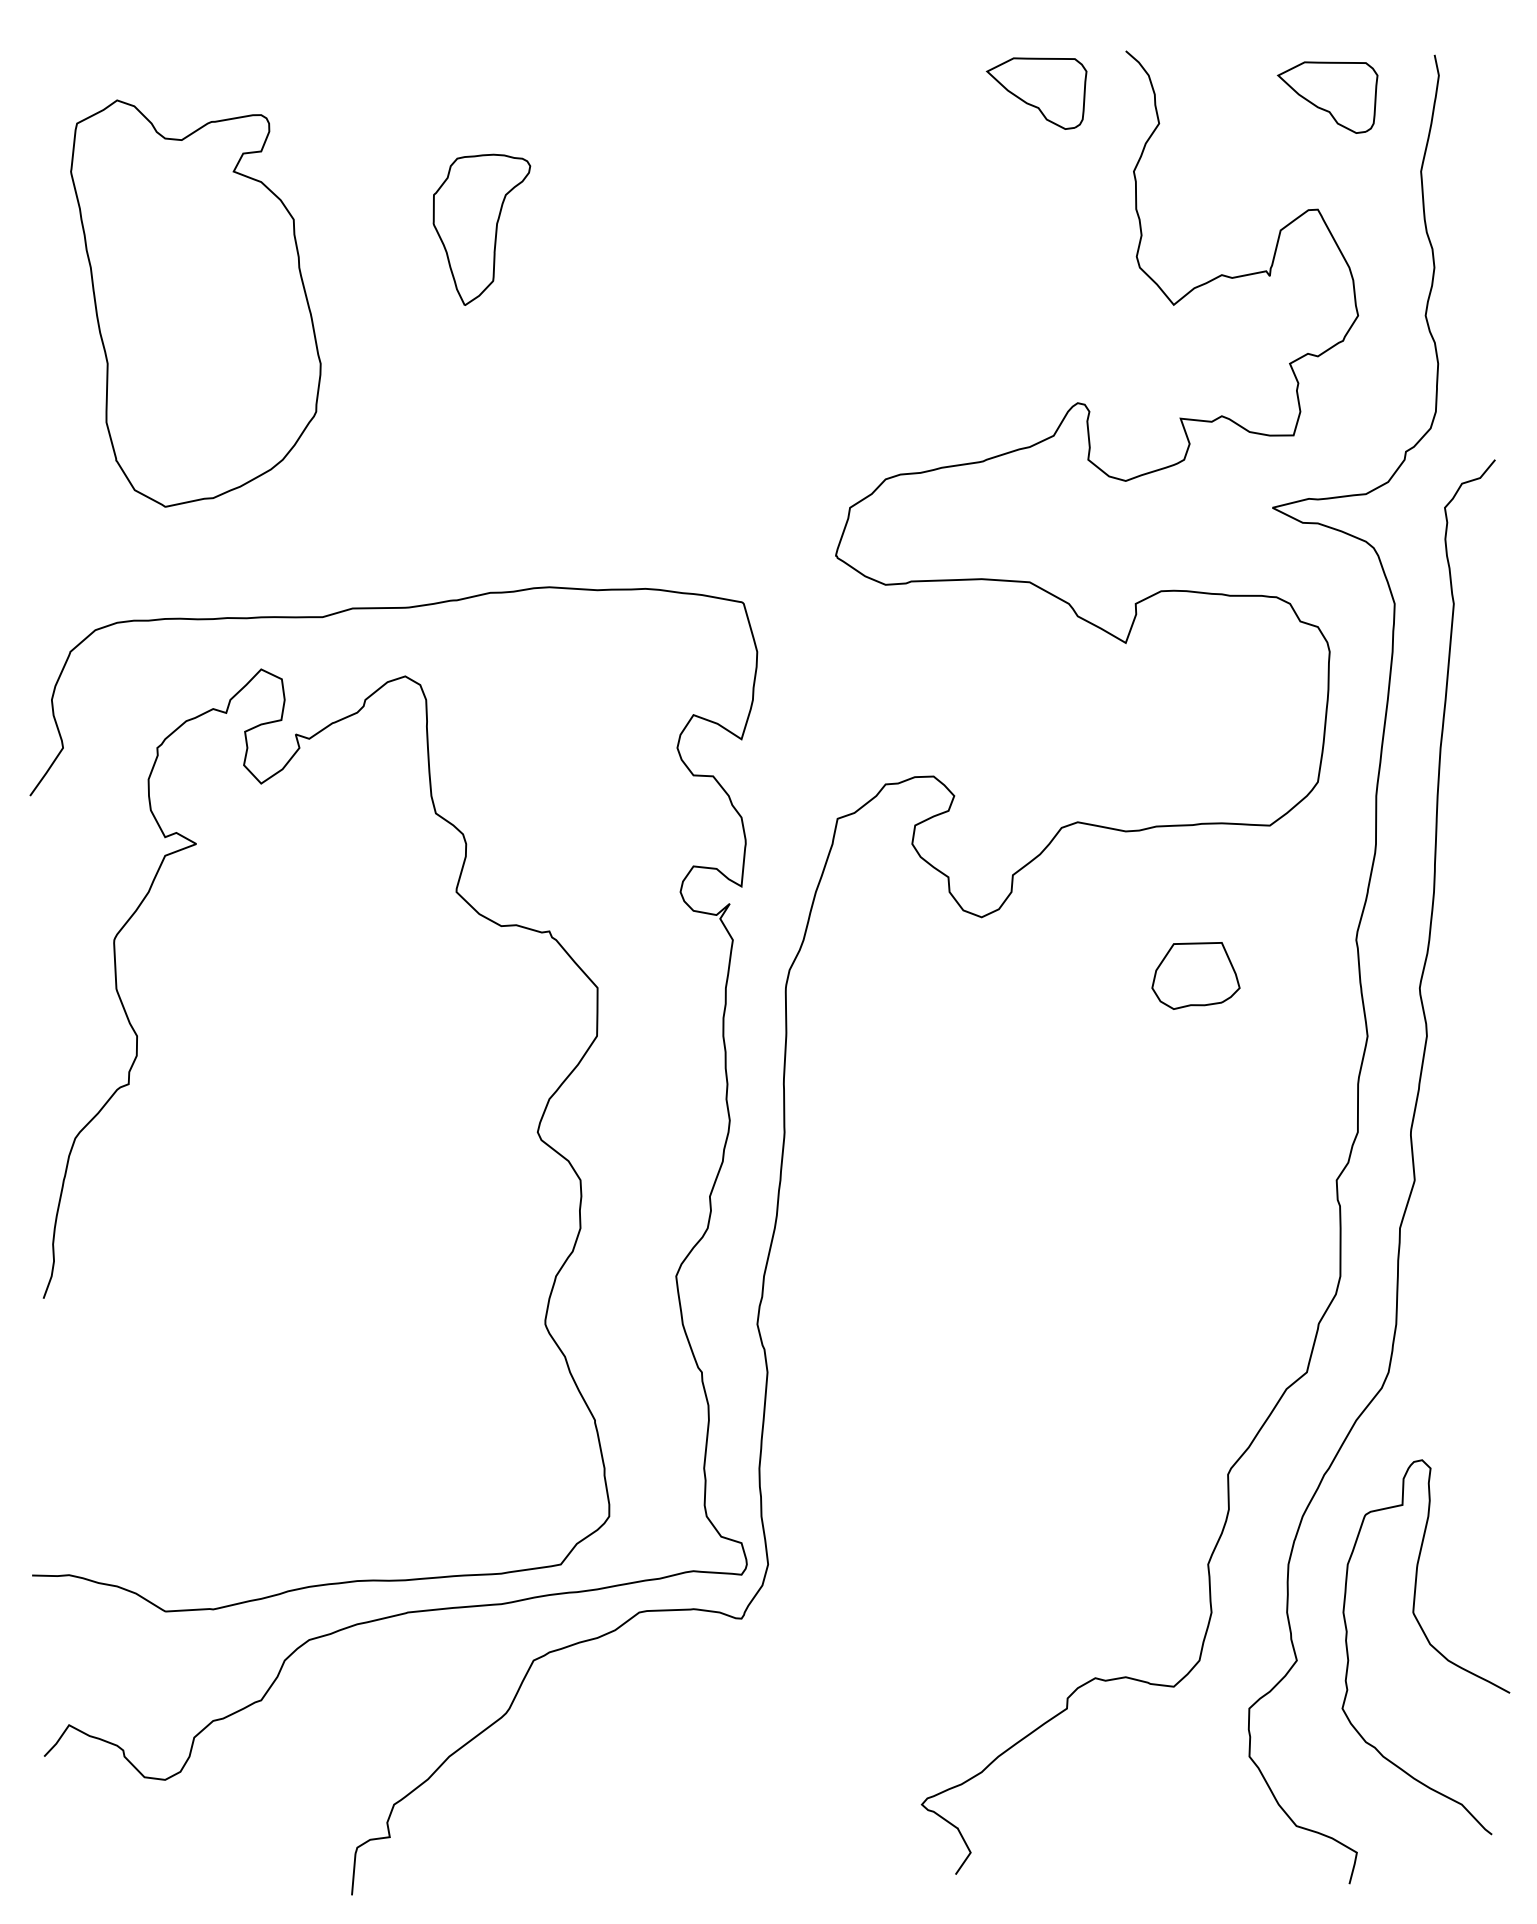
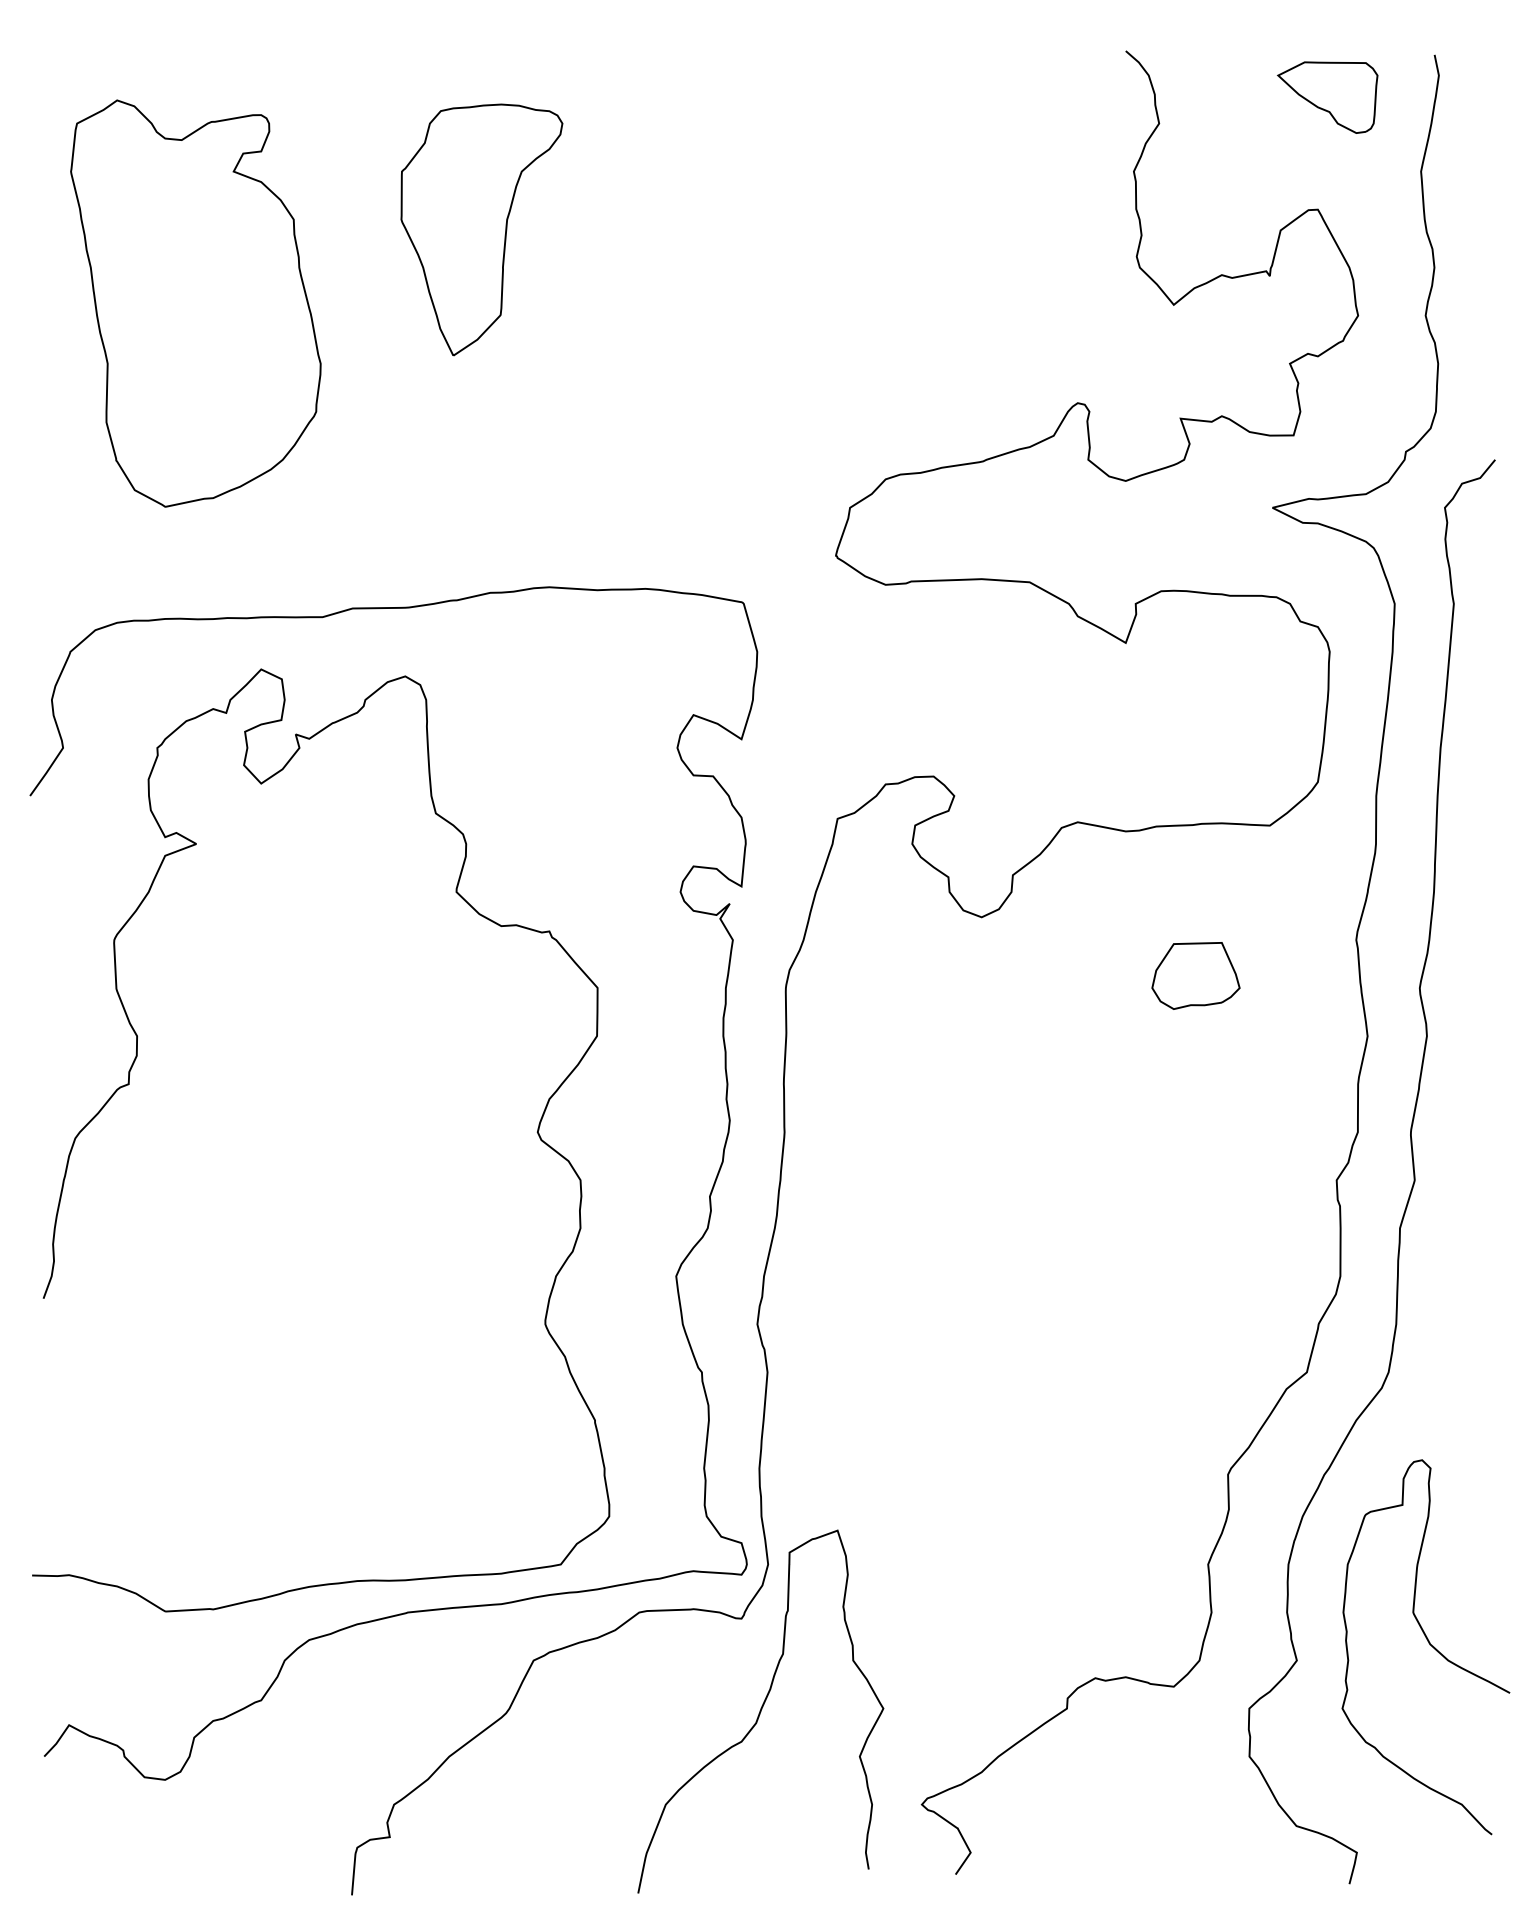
part: present -> none (1036, 93)
part size: 100x153 px -> 164x254 px (481, 229)
curve: none -> present (760, 1711)
